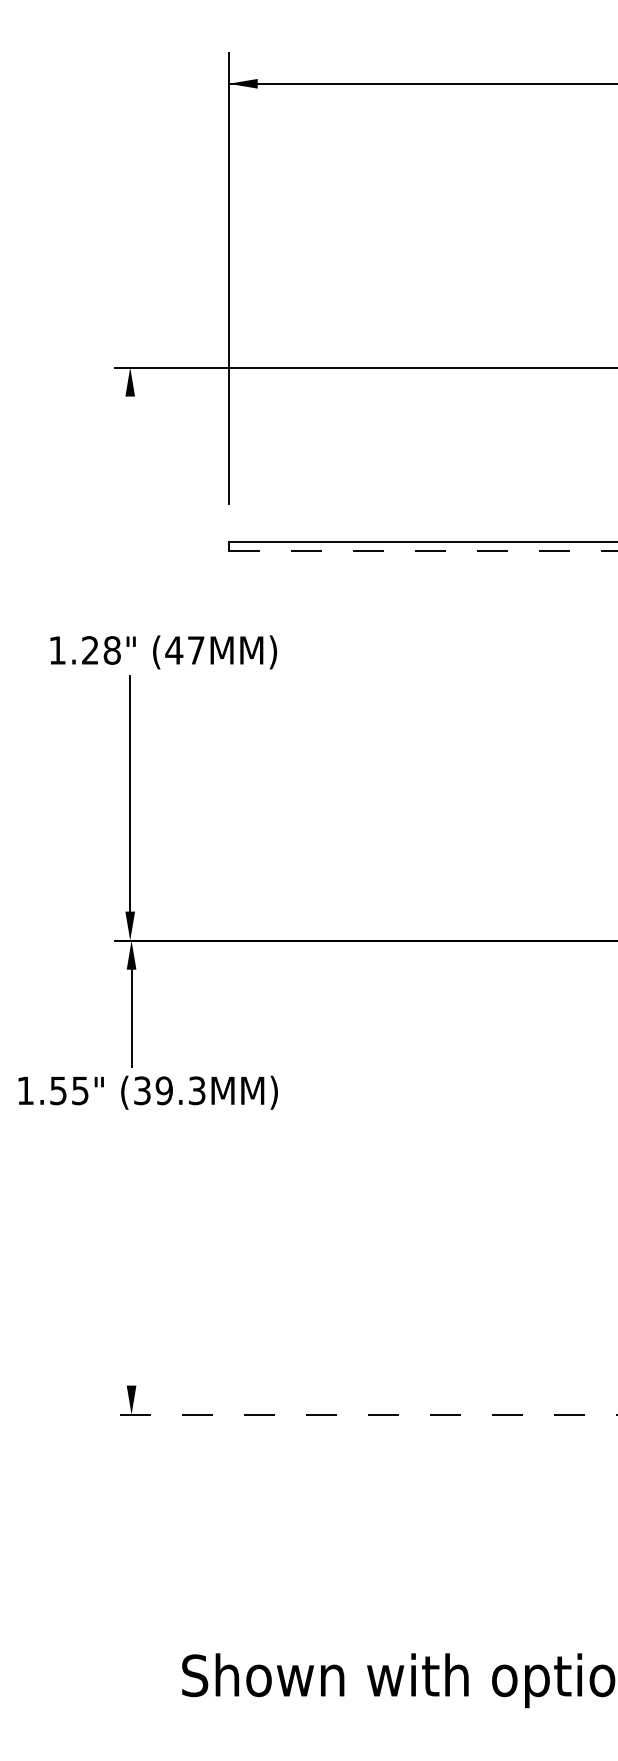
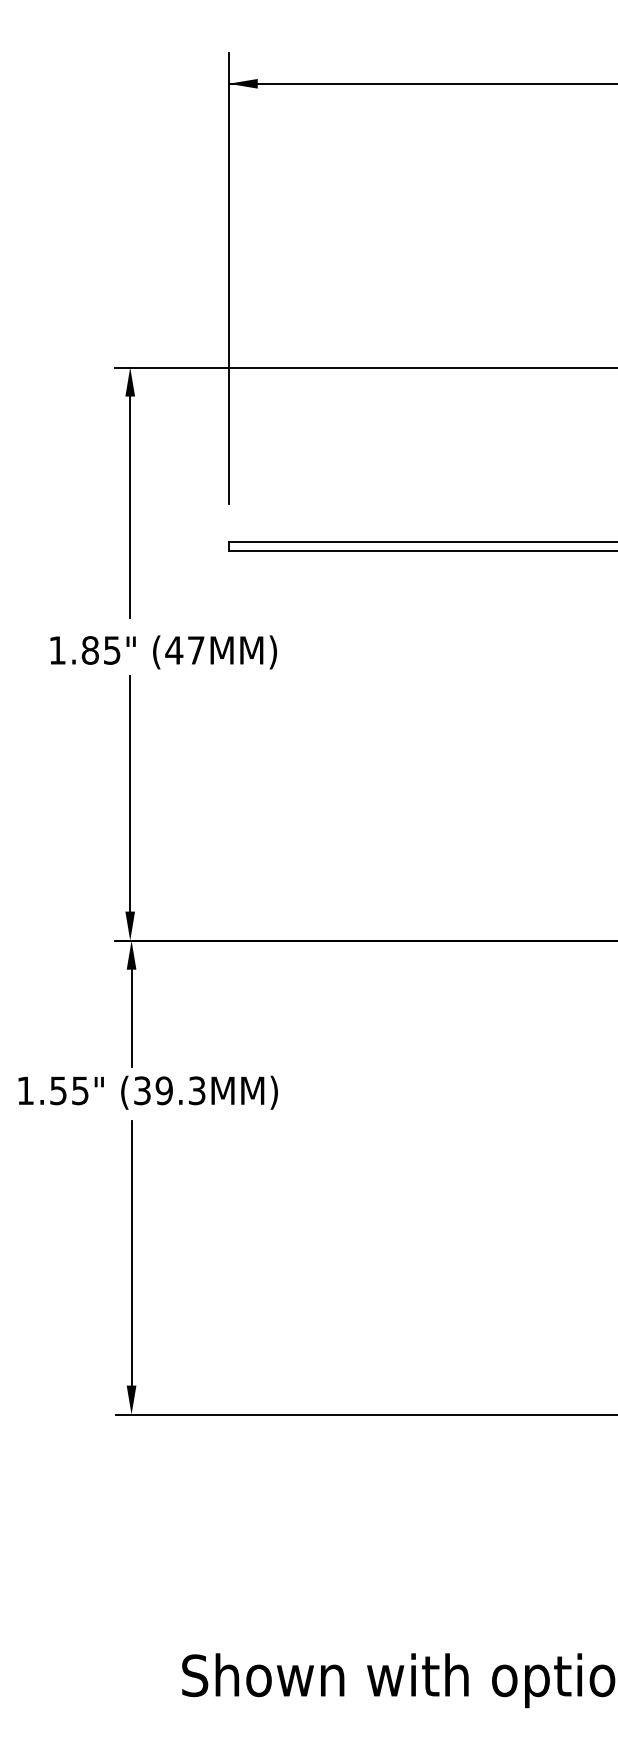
line: none -> present (130, 507)
line: dashed -> solid (423, 551)
text: 1.28" -> 1.85" (100, 650)
line: none -> present (131, 1253)
line: dashed -> solid (366, 1414)
